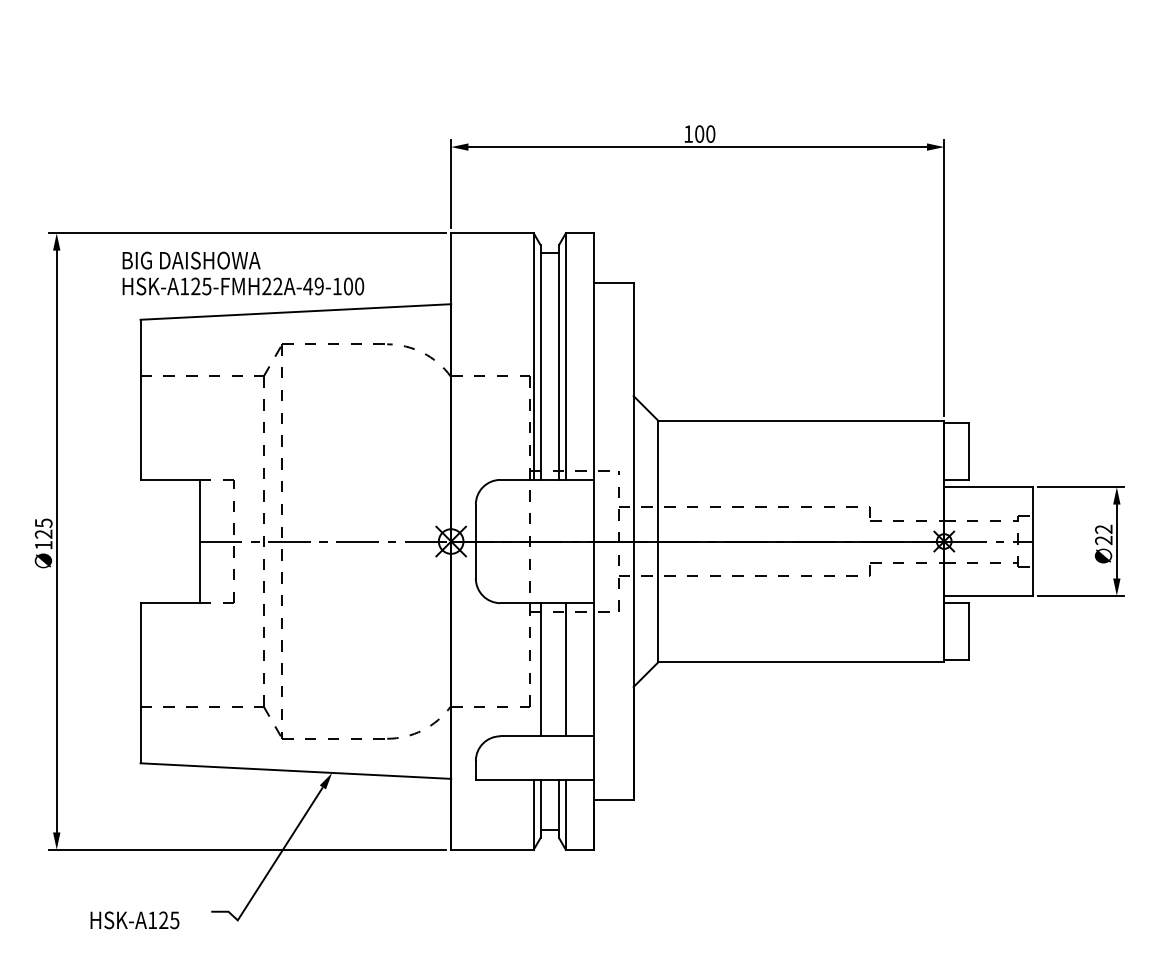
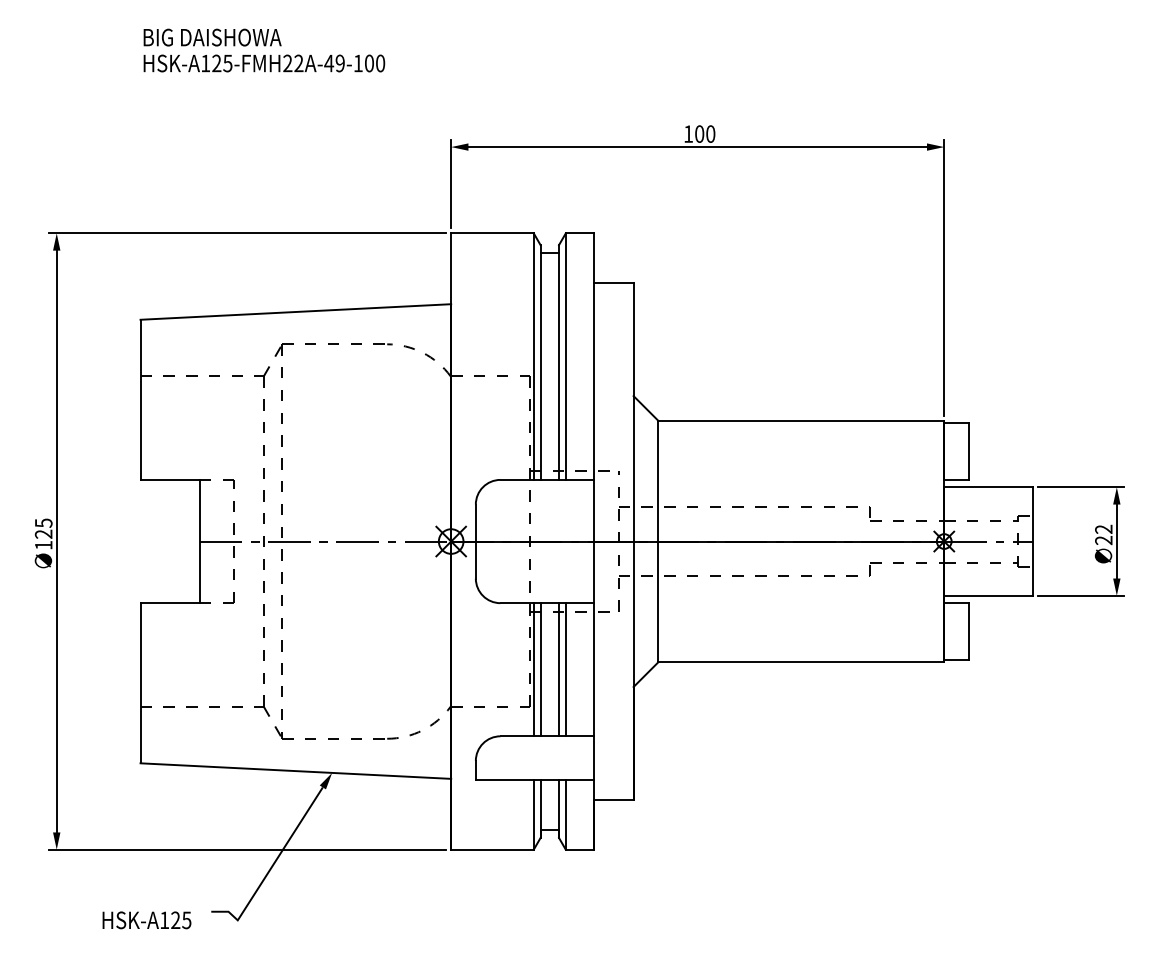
text position: (243, 273) -> (264, 50) (264, 50)
line: none -> present (533, 669)
line: none -> present (559, 669)
text position: (134, 920) -> (146, 920) (146, 920)
